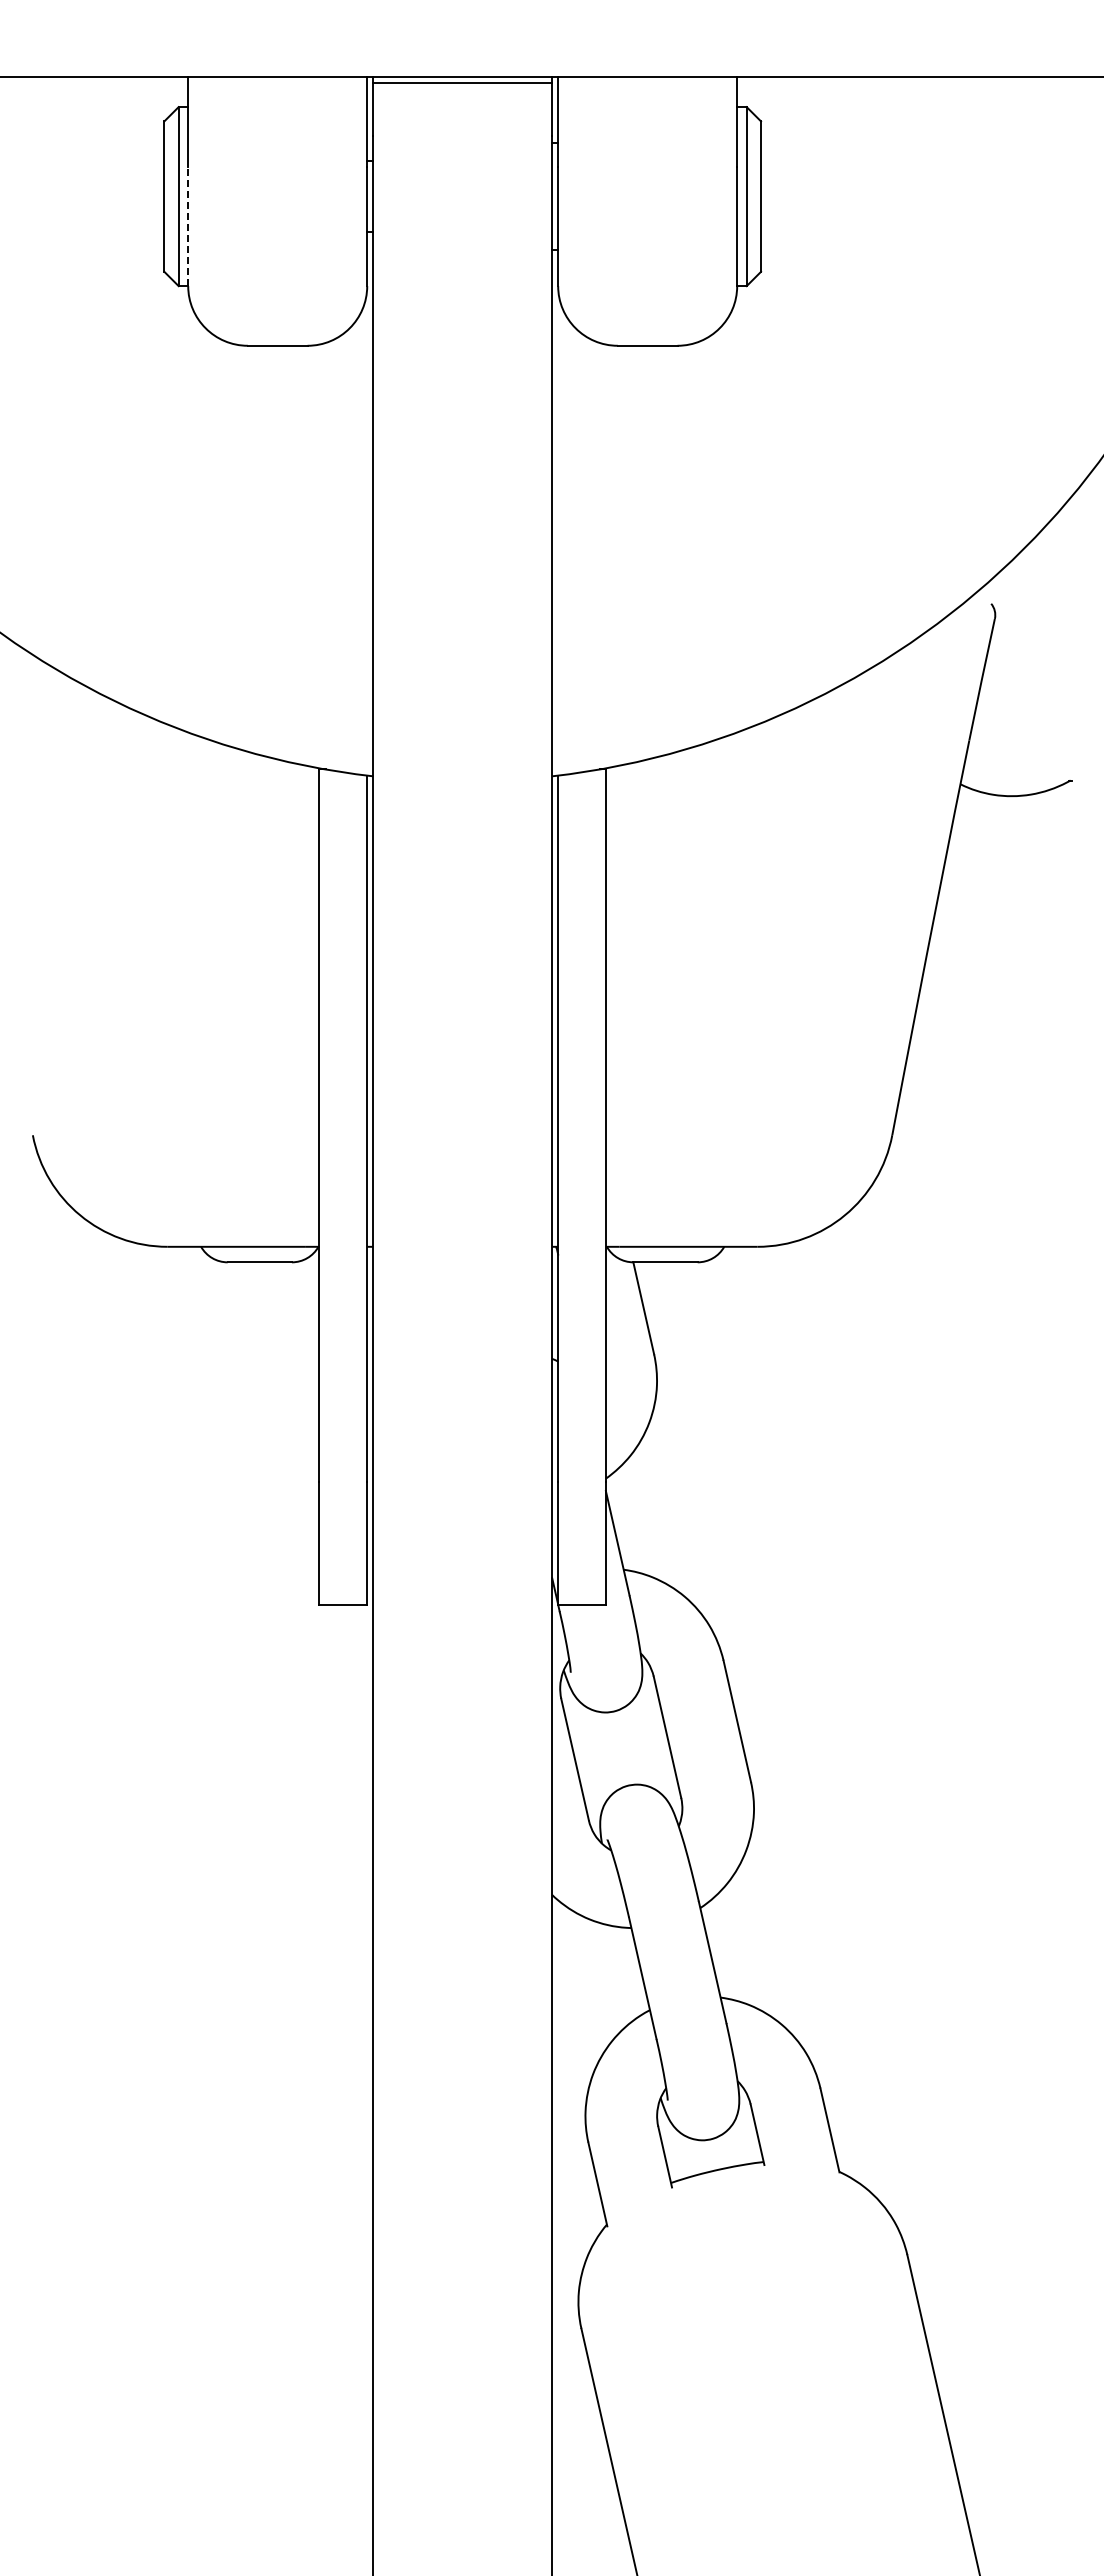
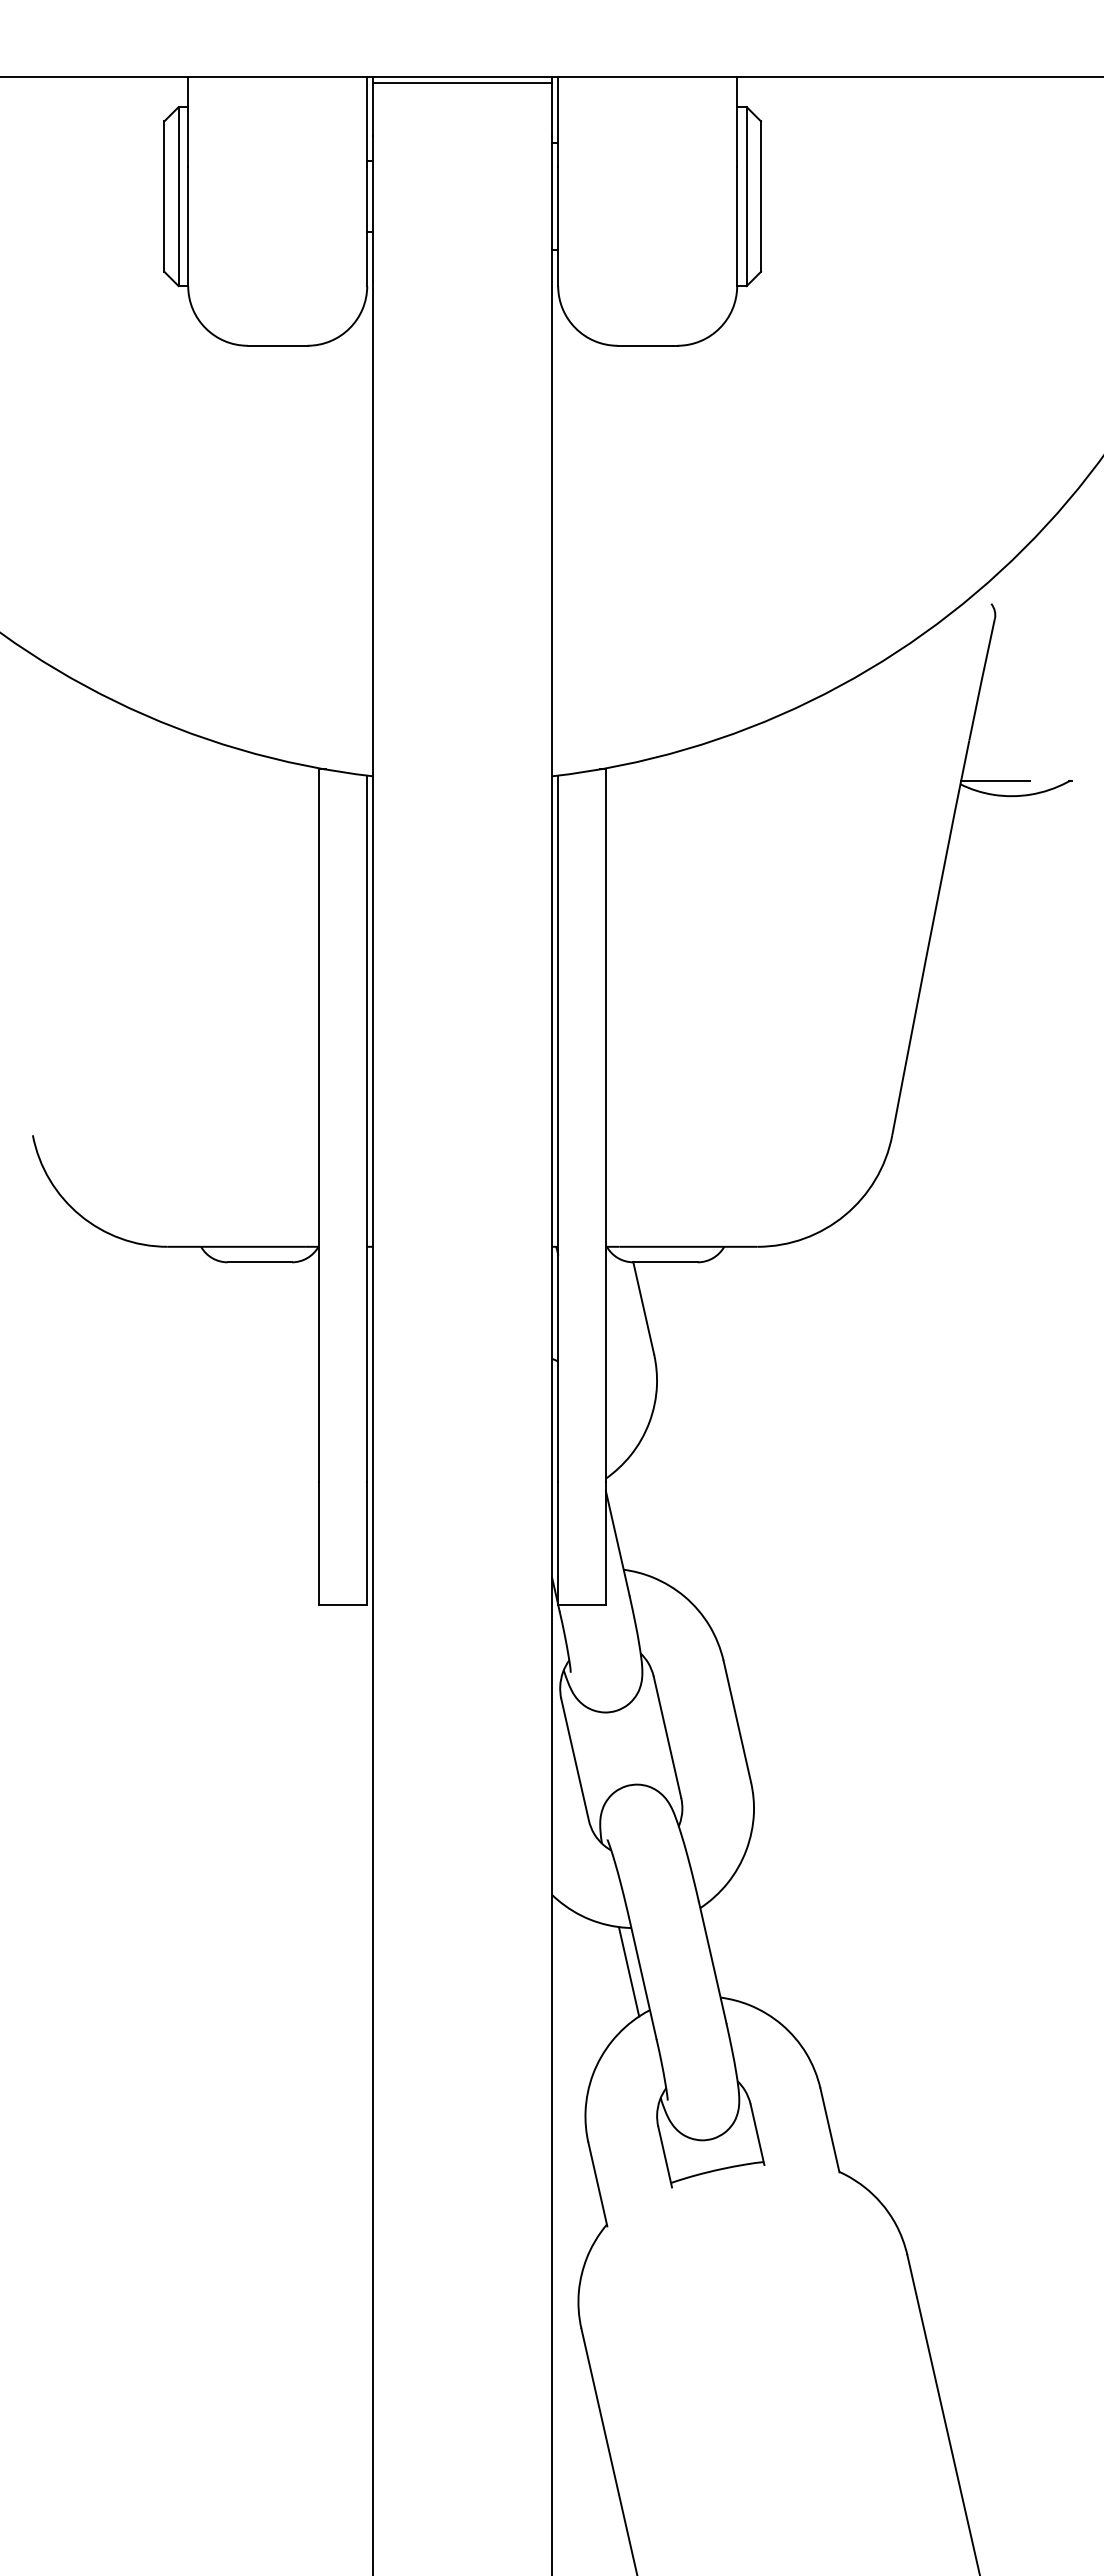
line: dashed -> solid (188, 226)
line: none -> present (995, 781)
line: none -> present (628, 1971)
